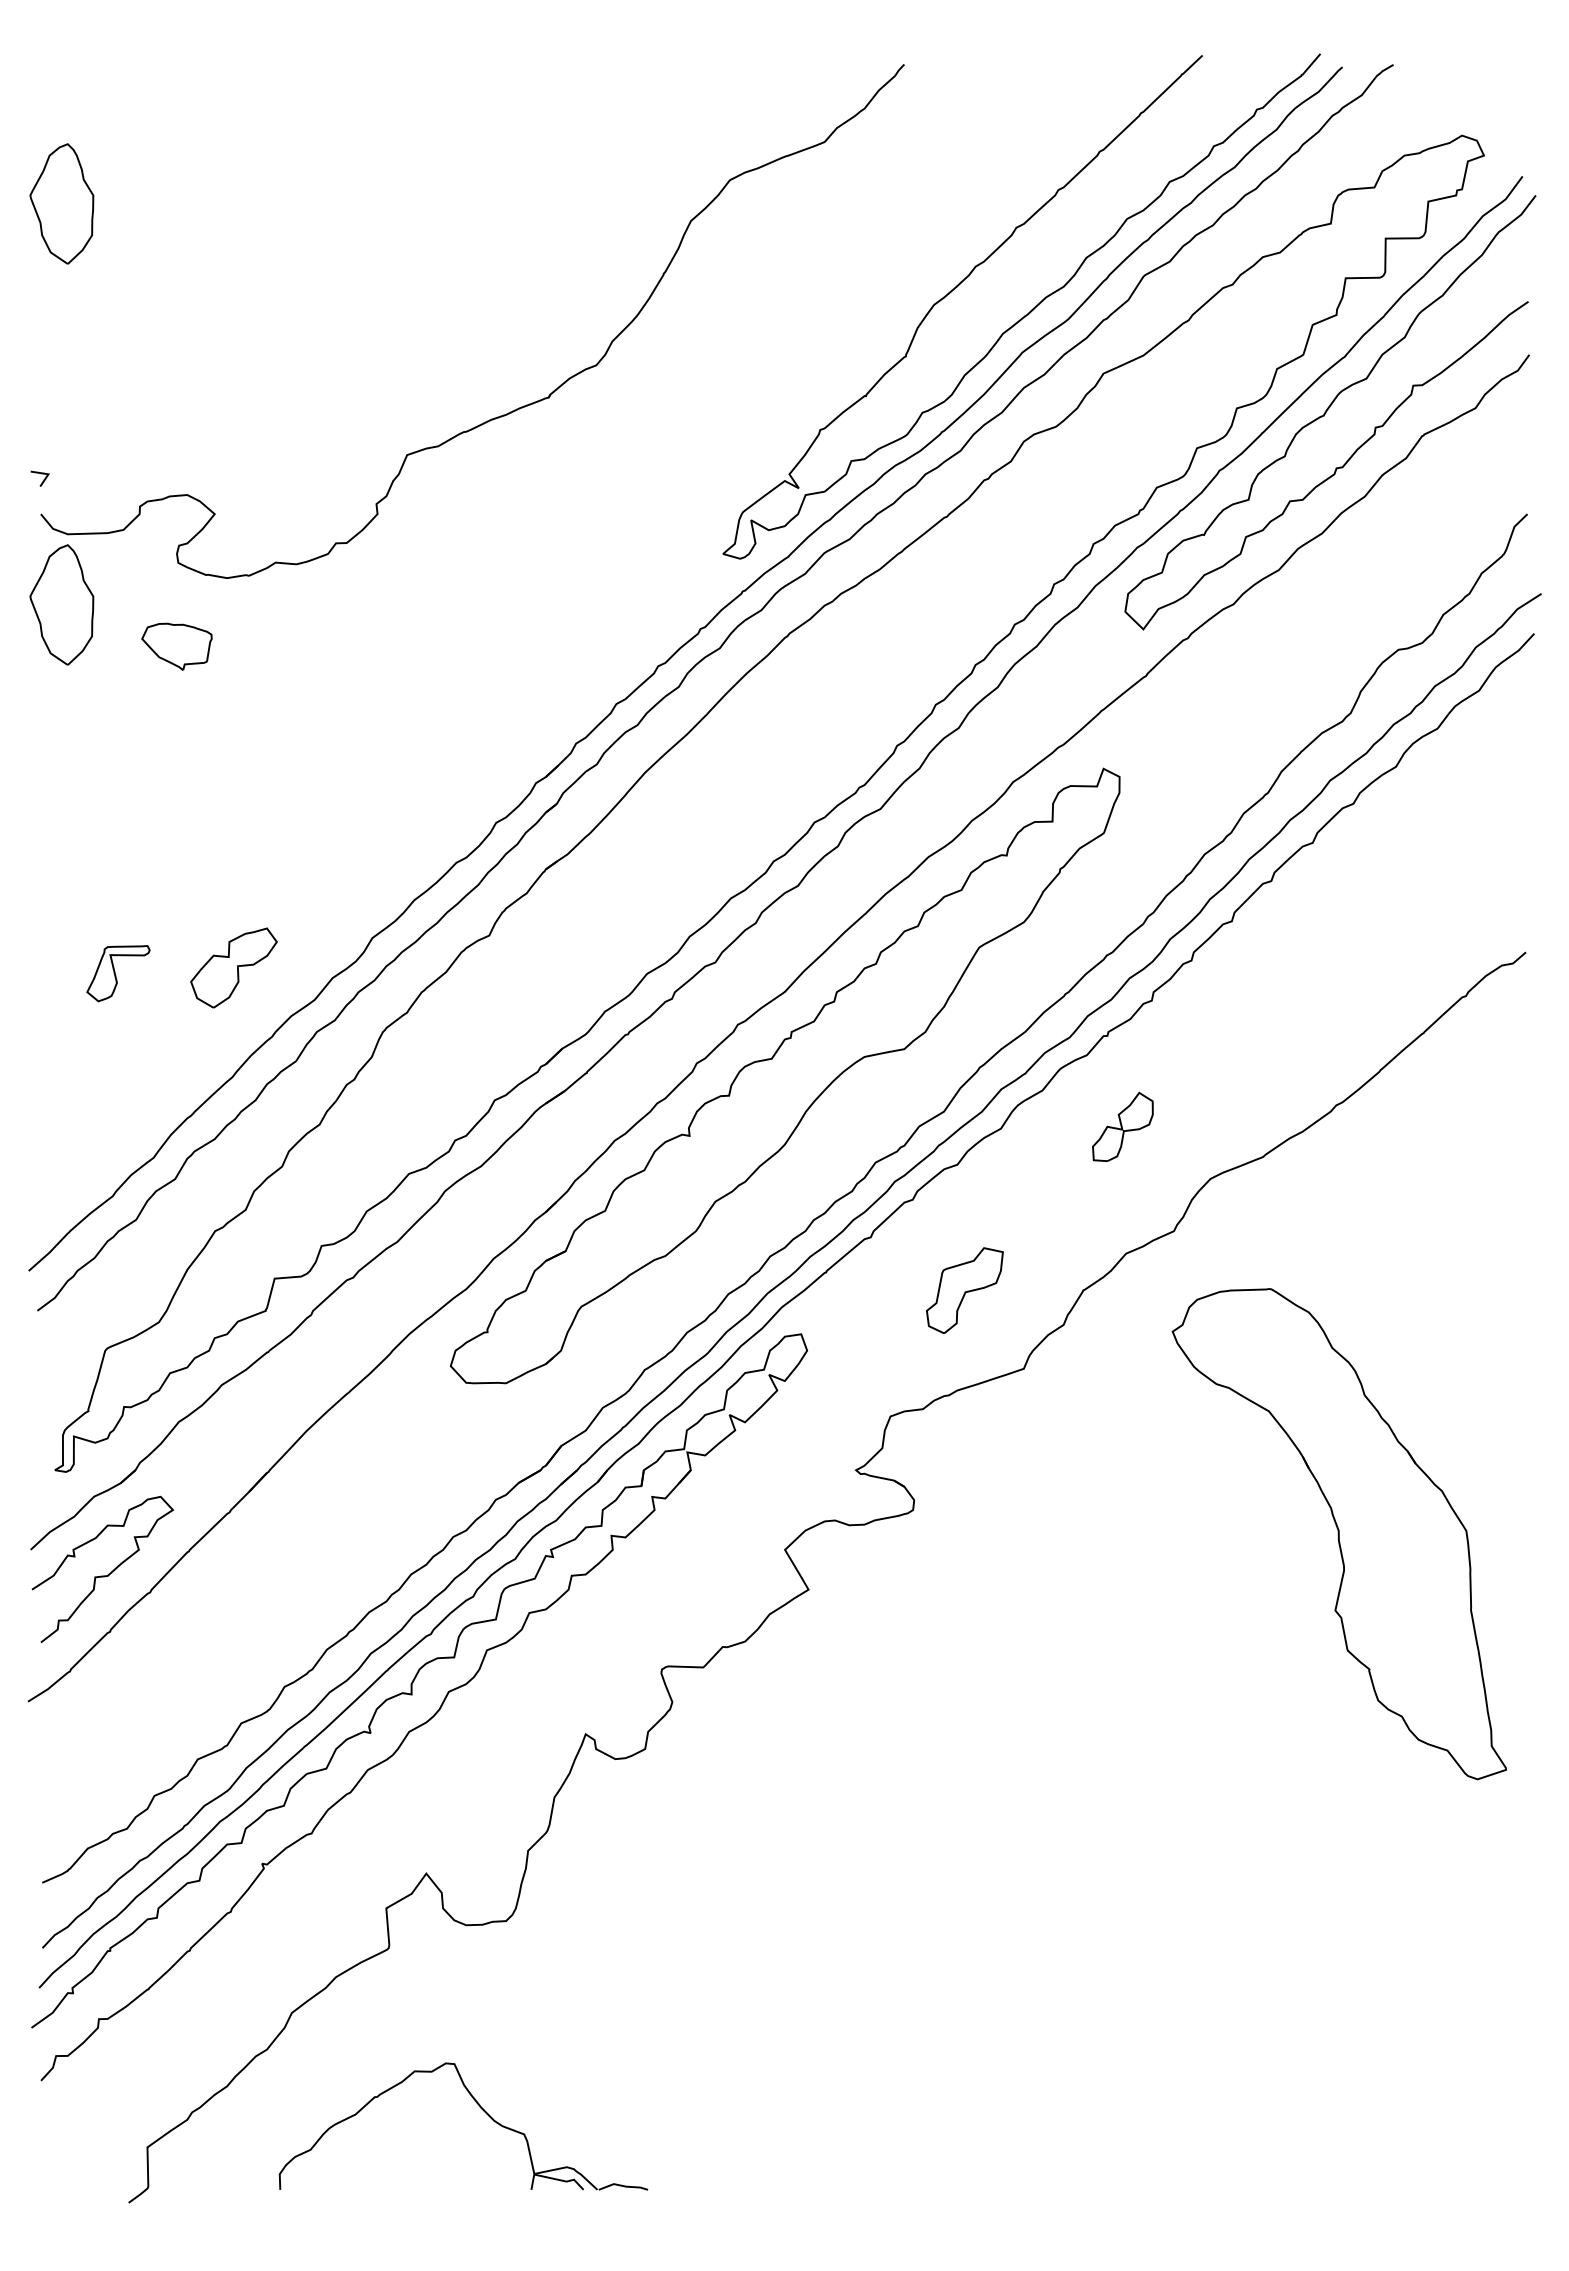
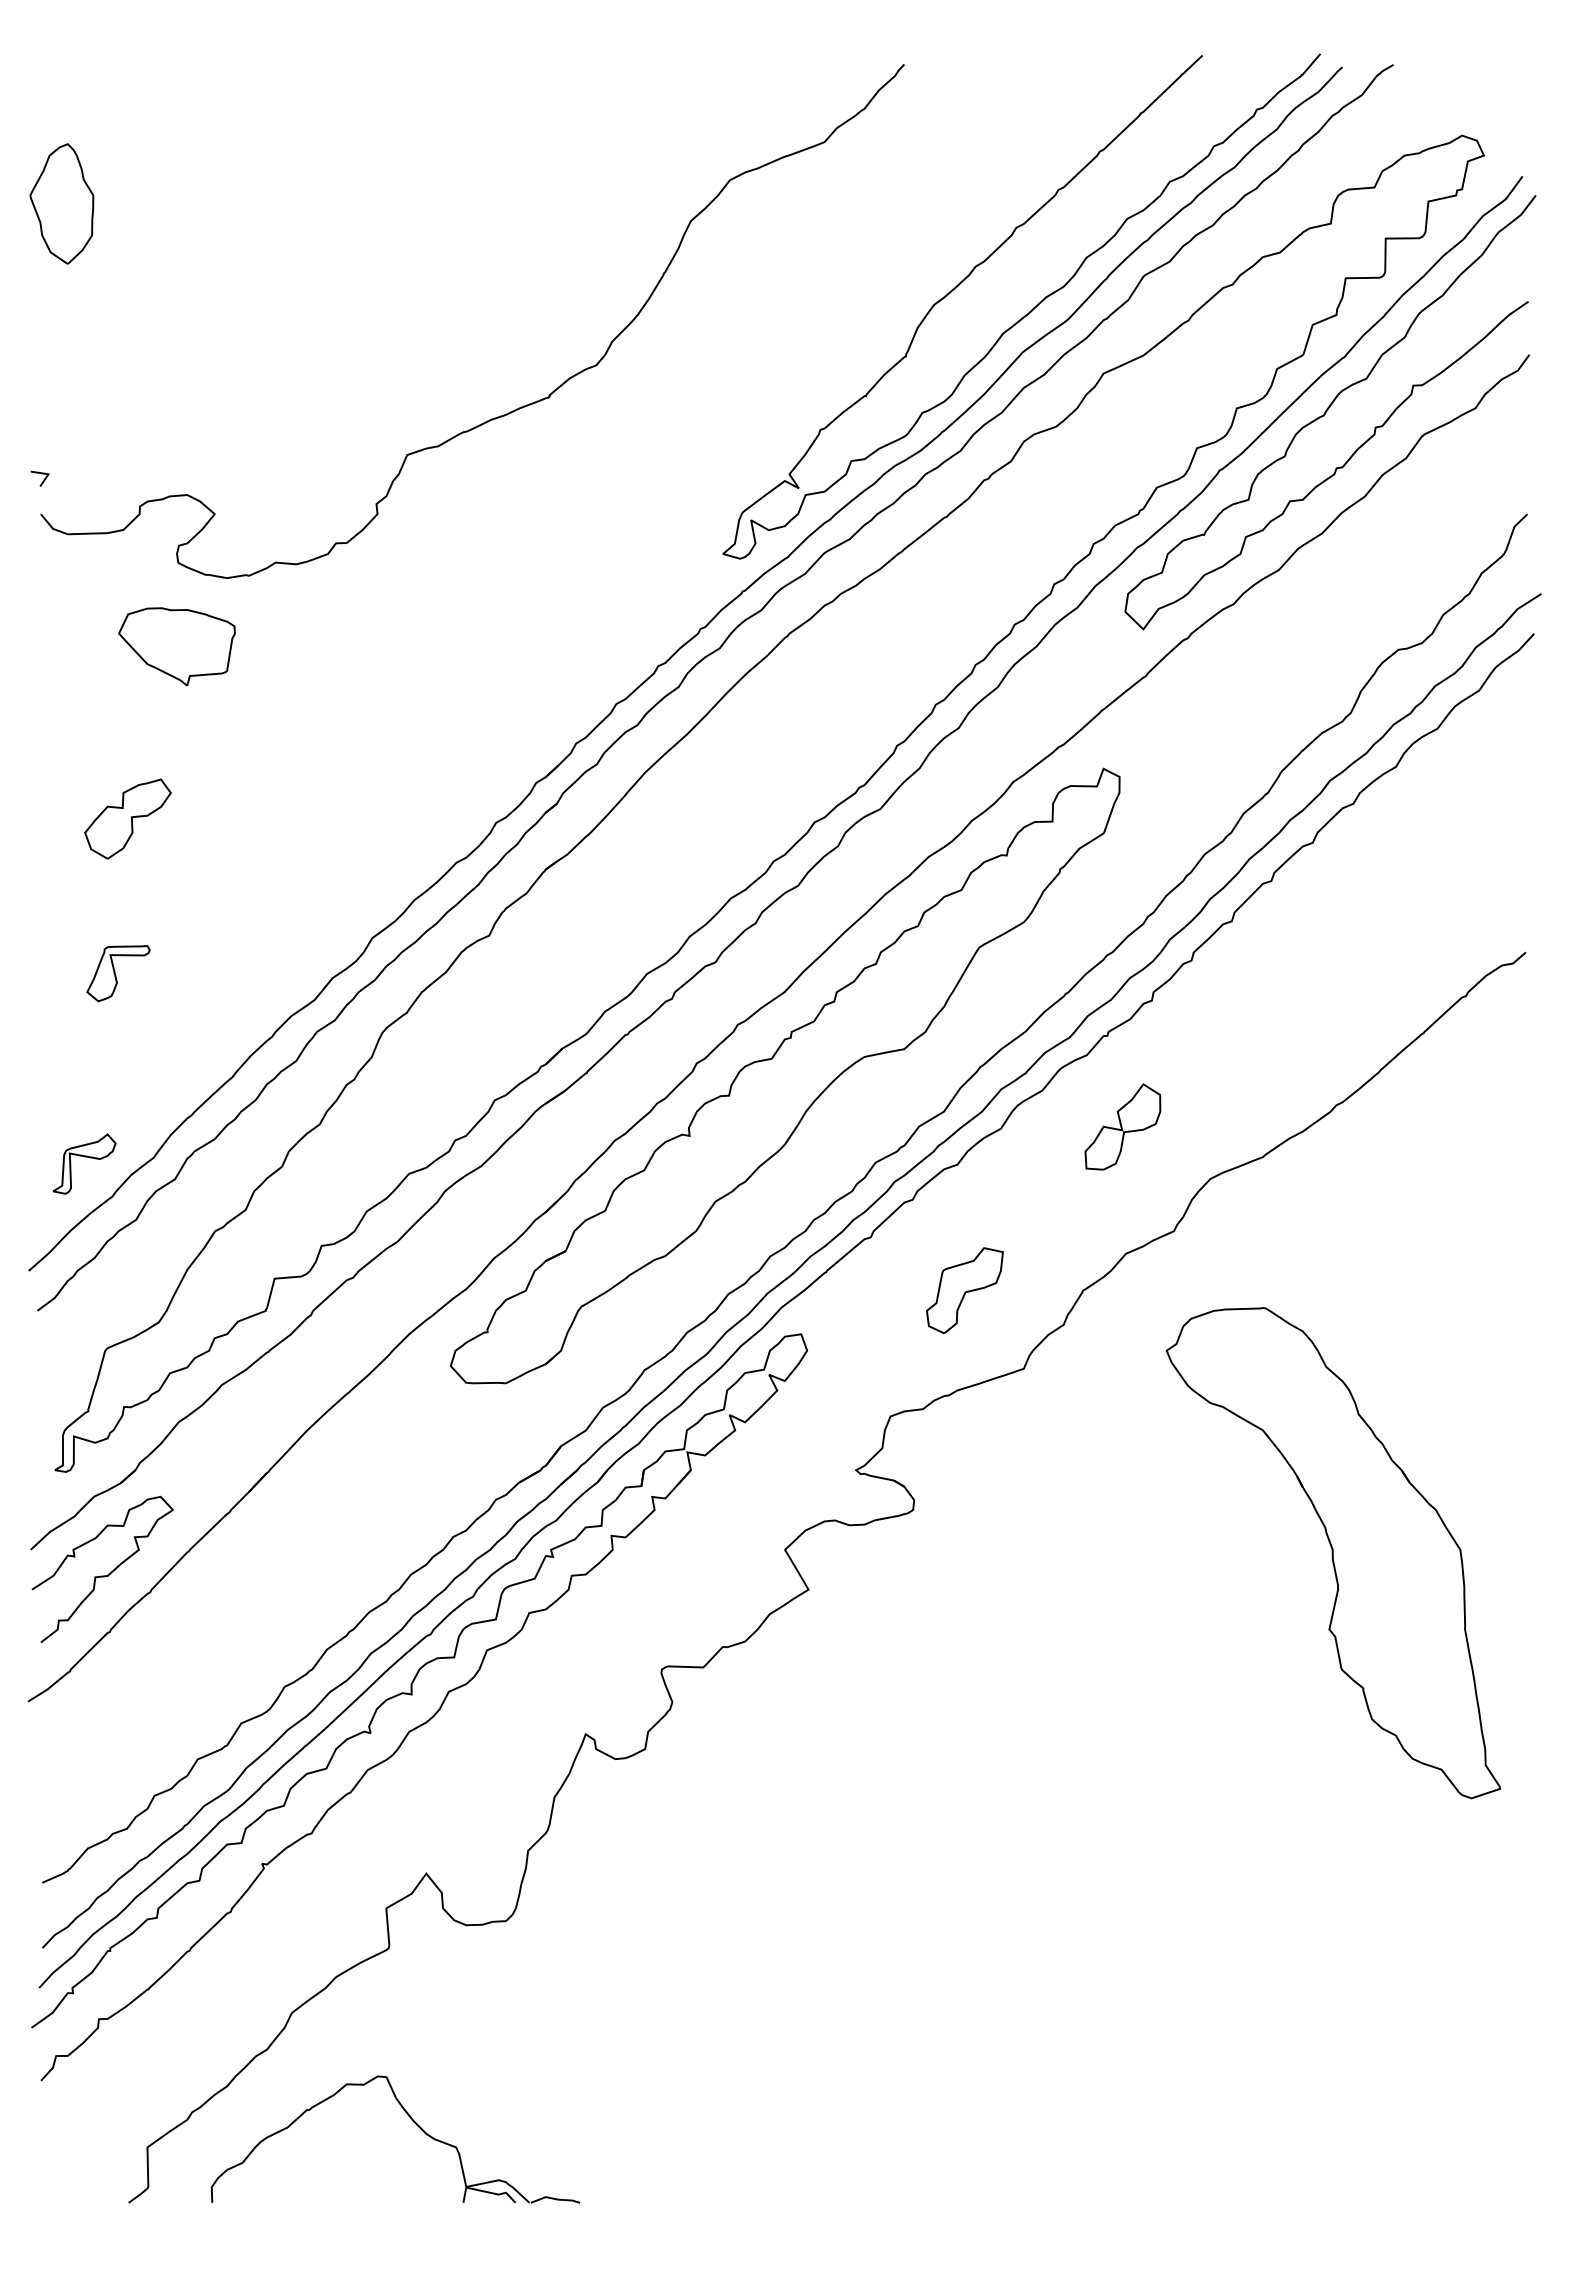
part: present -> none (61, 604)
part size: 72x49 px -> 118x80 px (176, 646)
part position: (233, 967) -> (127, 818) (127, 818)
part size: 62x71 px -> 78x88 px (1122, 1126)
part: none -> present (84, 1163)
part position: (1338, 1534) -> (1332, 1553) (1332, 1553)
part position: (480, 2108) -> (412, 2121) (412, 2121)
